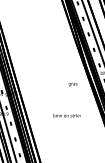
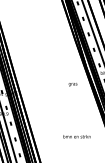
text position: (66, 115) -> (76, 136) (76, 136)
